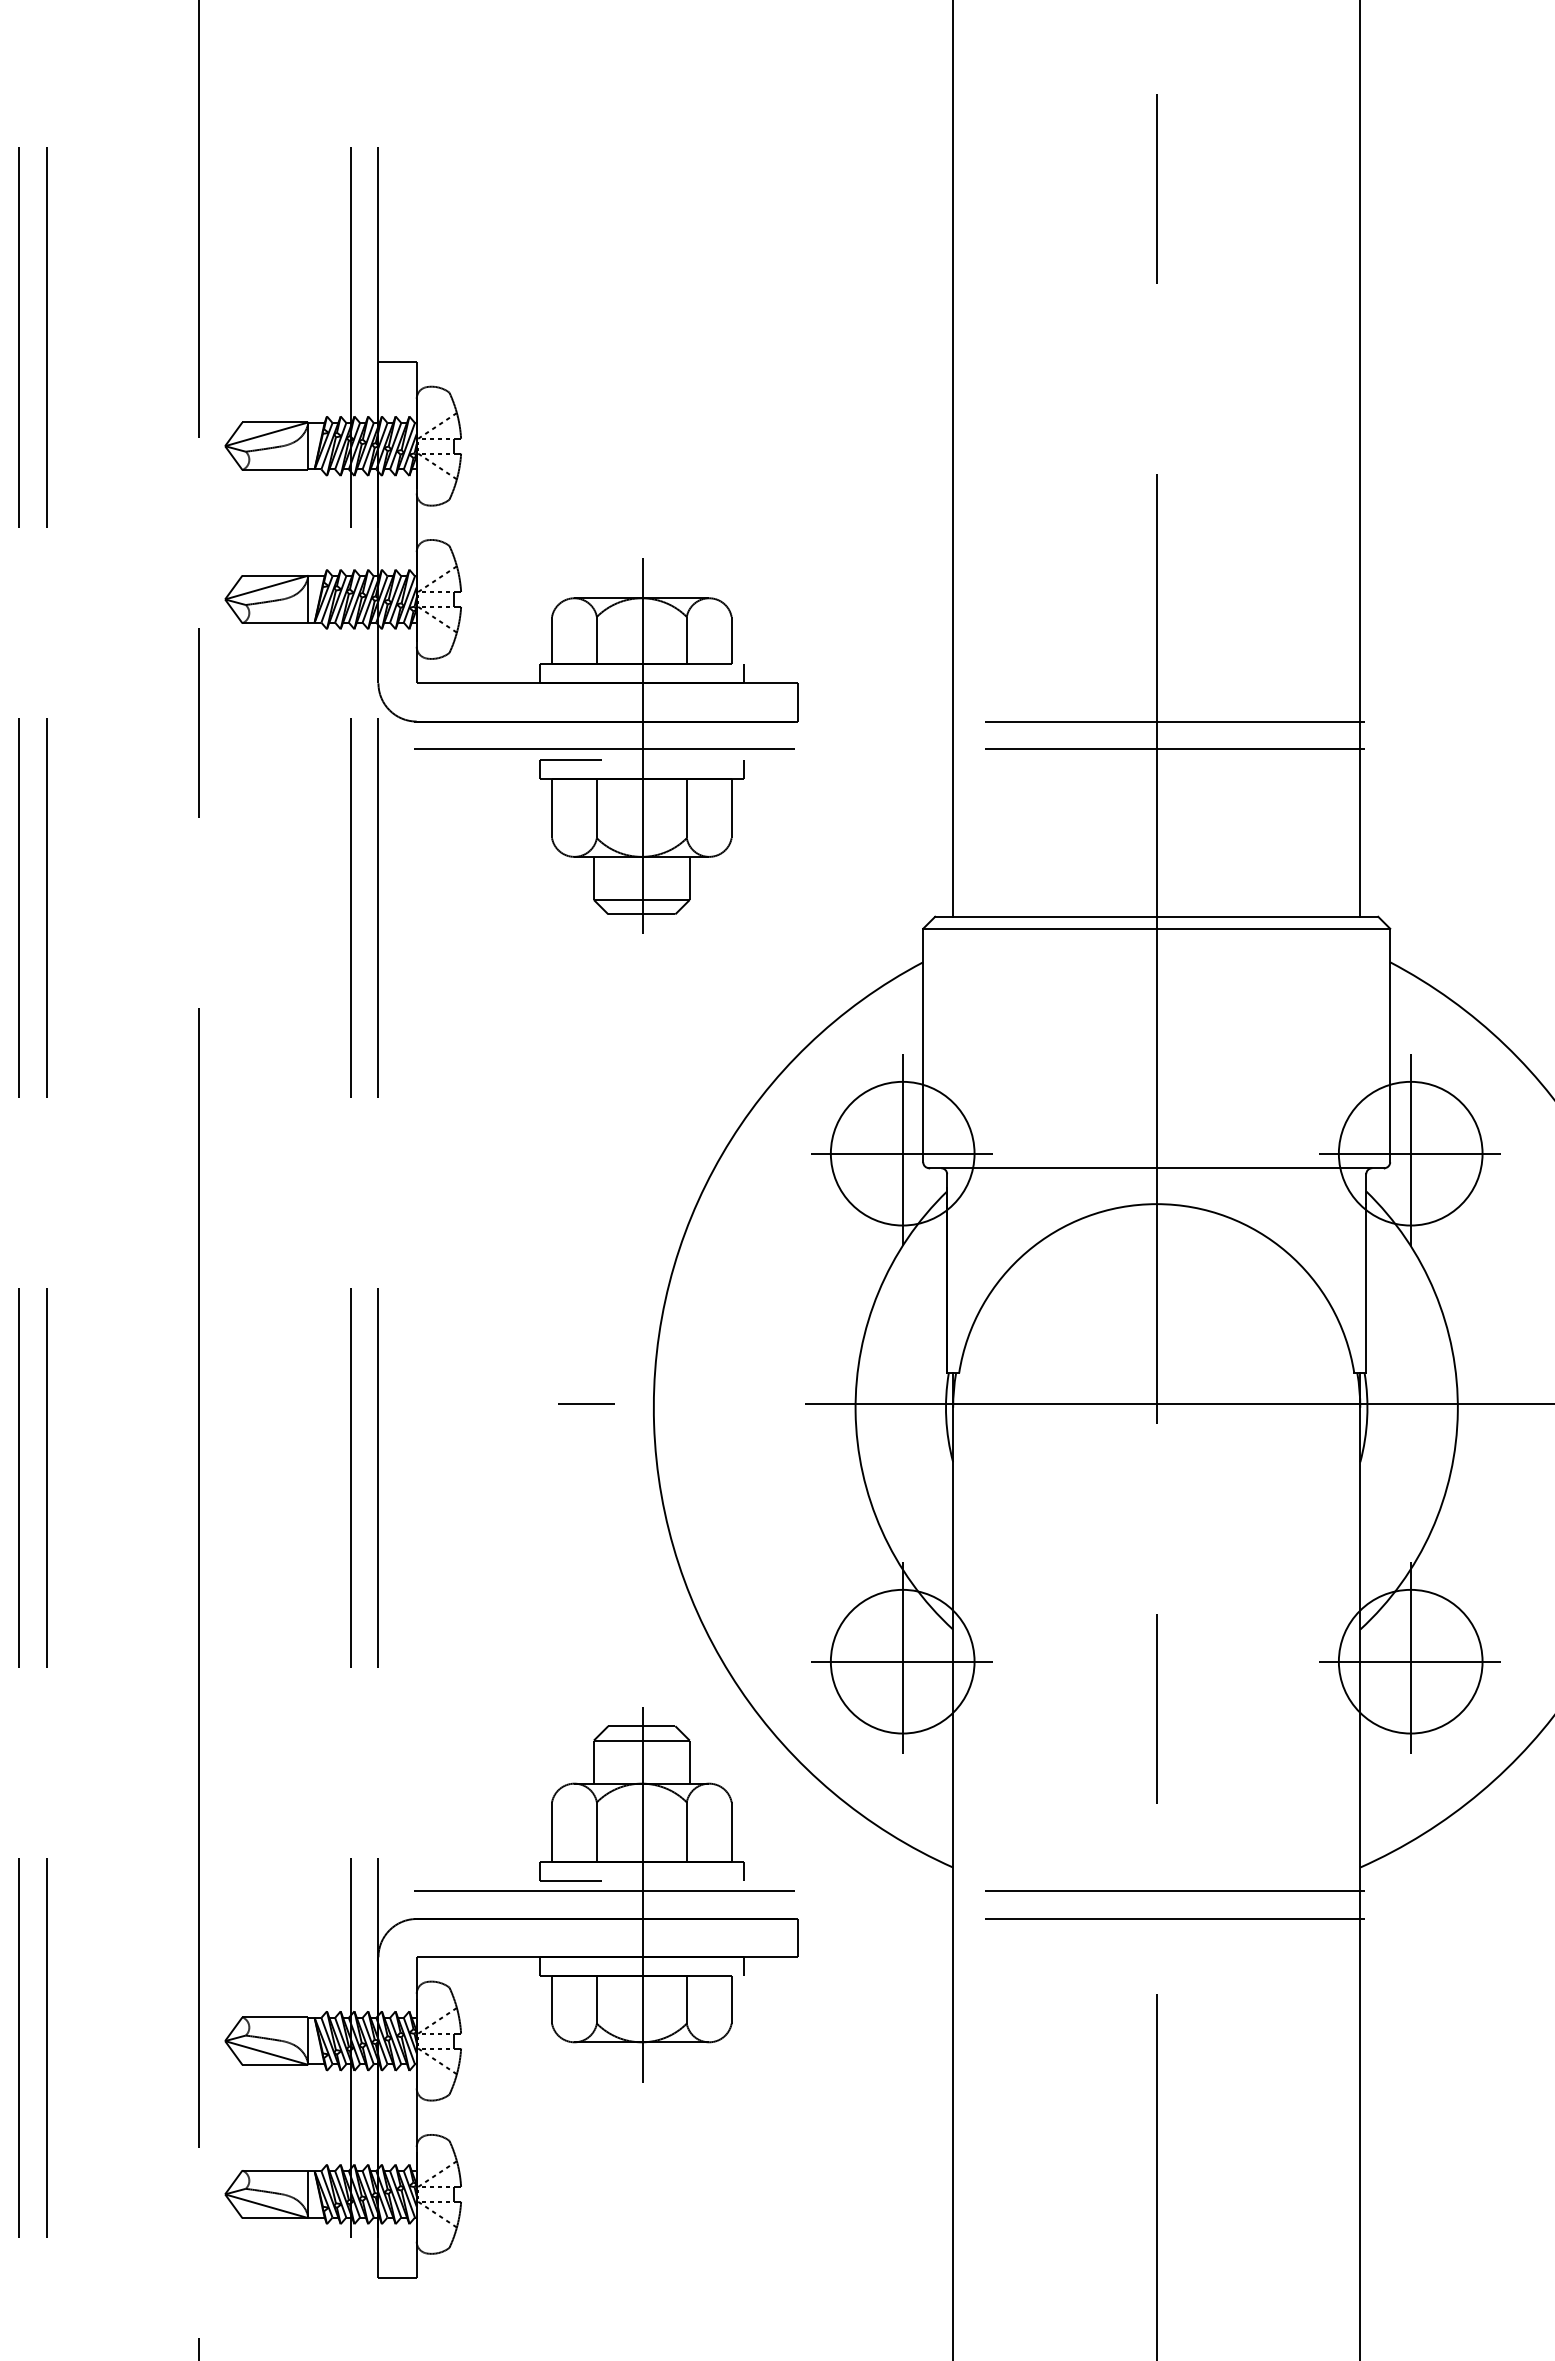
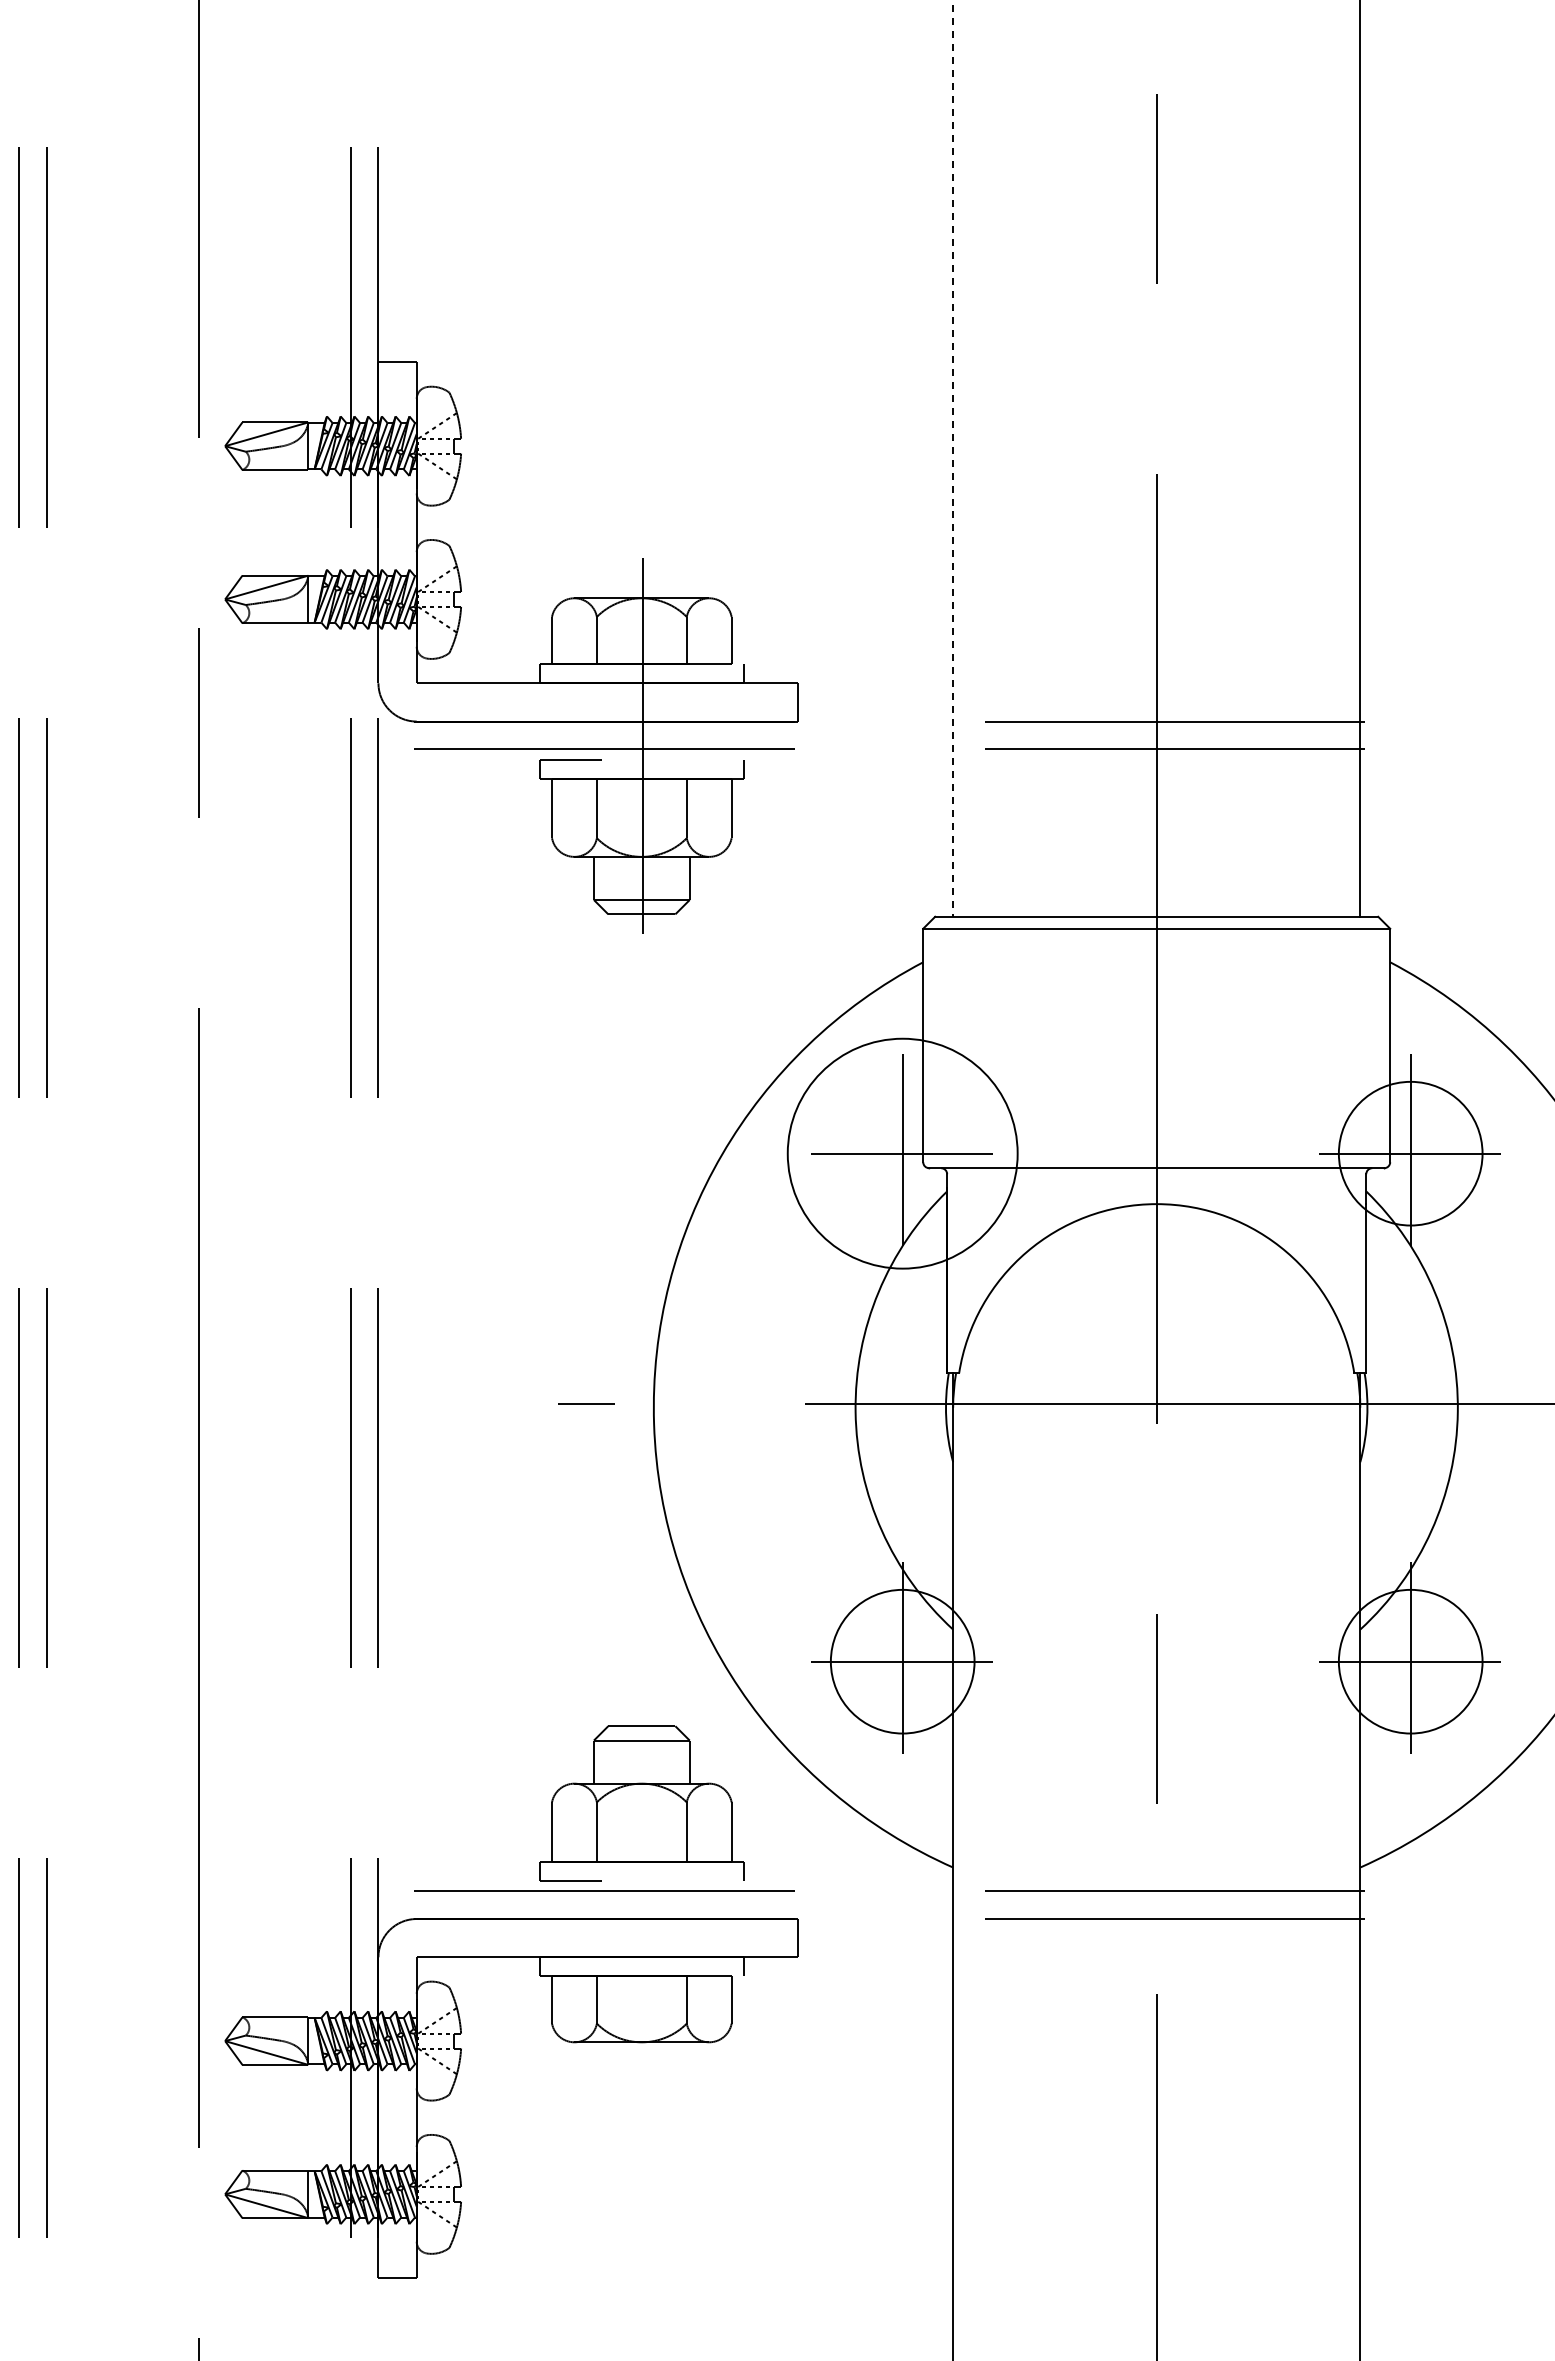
line: solid -> dashed (953, 458)
circle diameter: 144 px -> 230 px (902, 1153)
line: present -> none (643, 1894)
